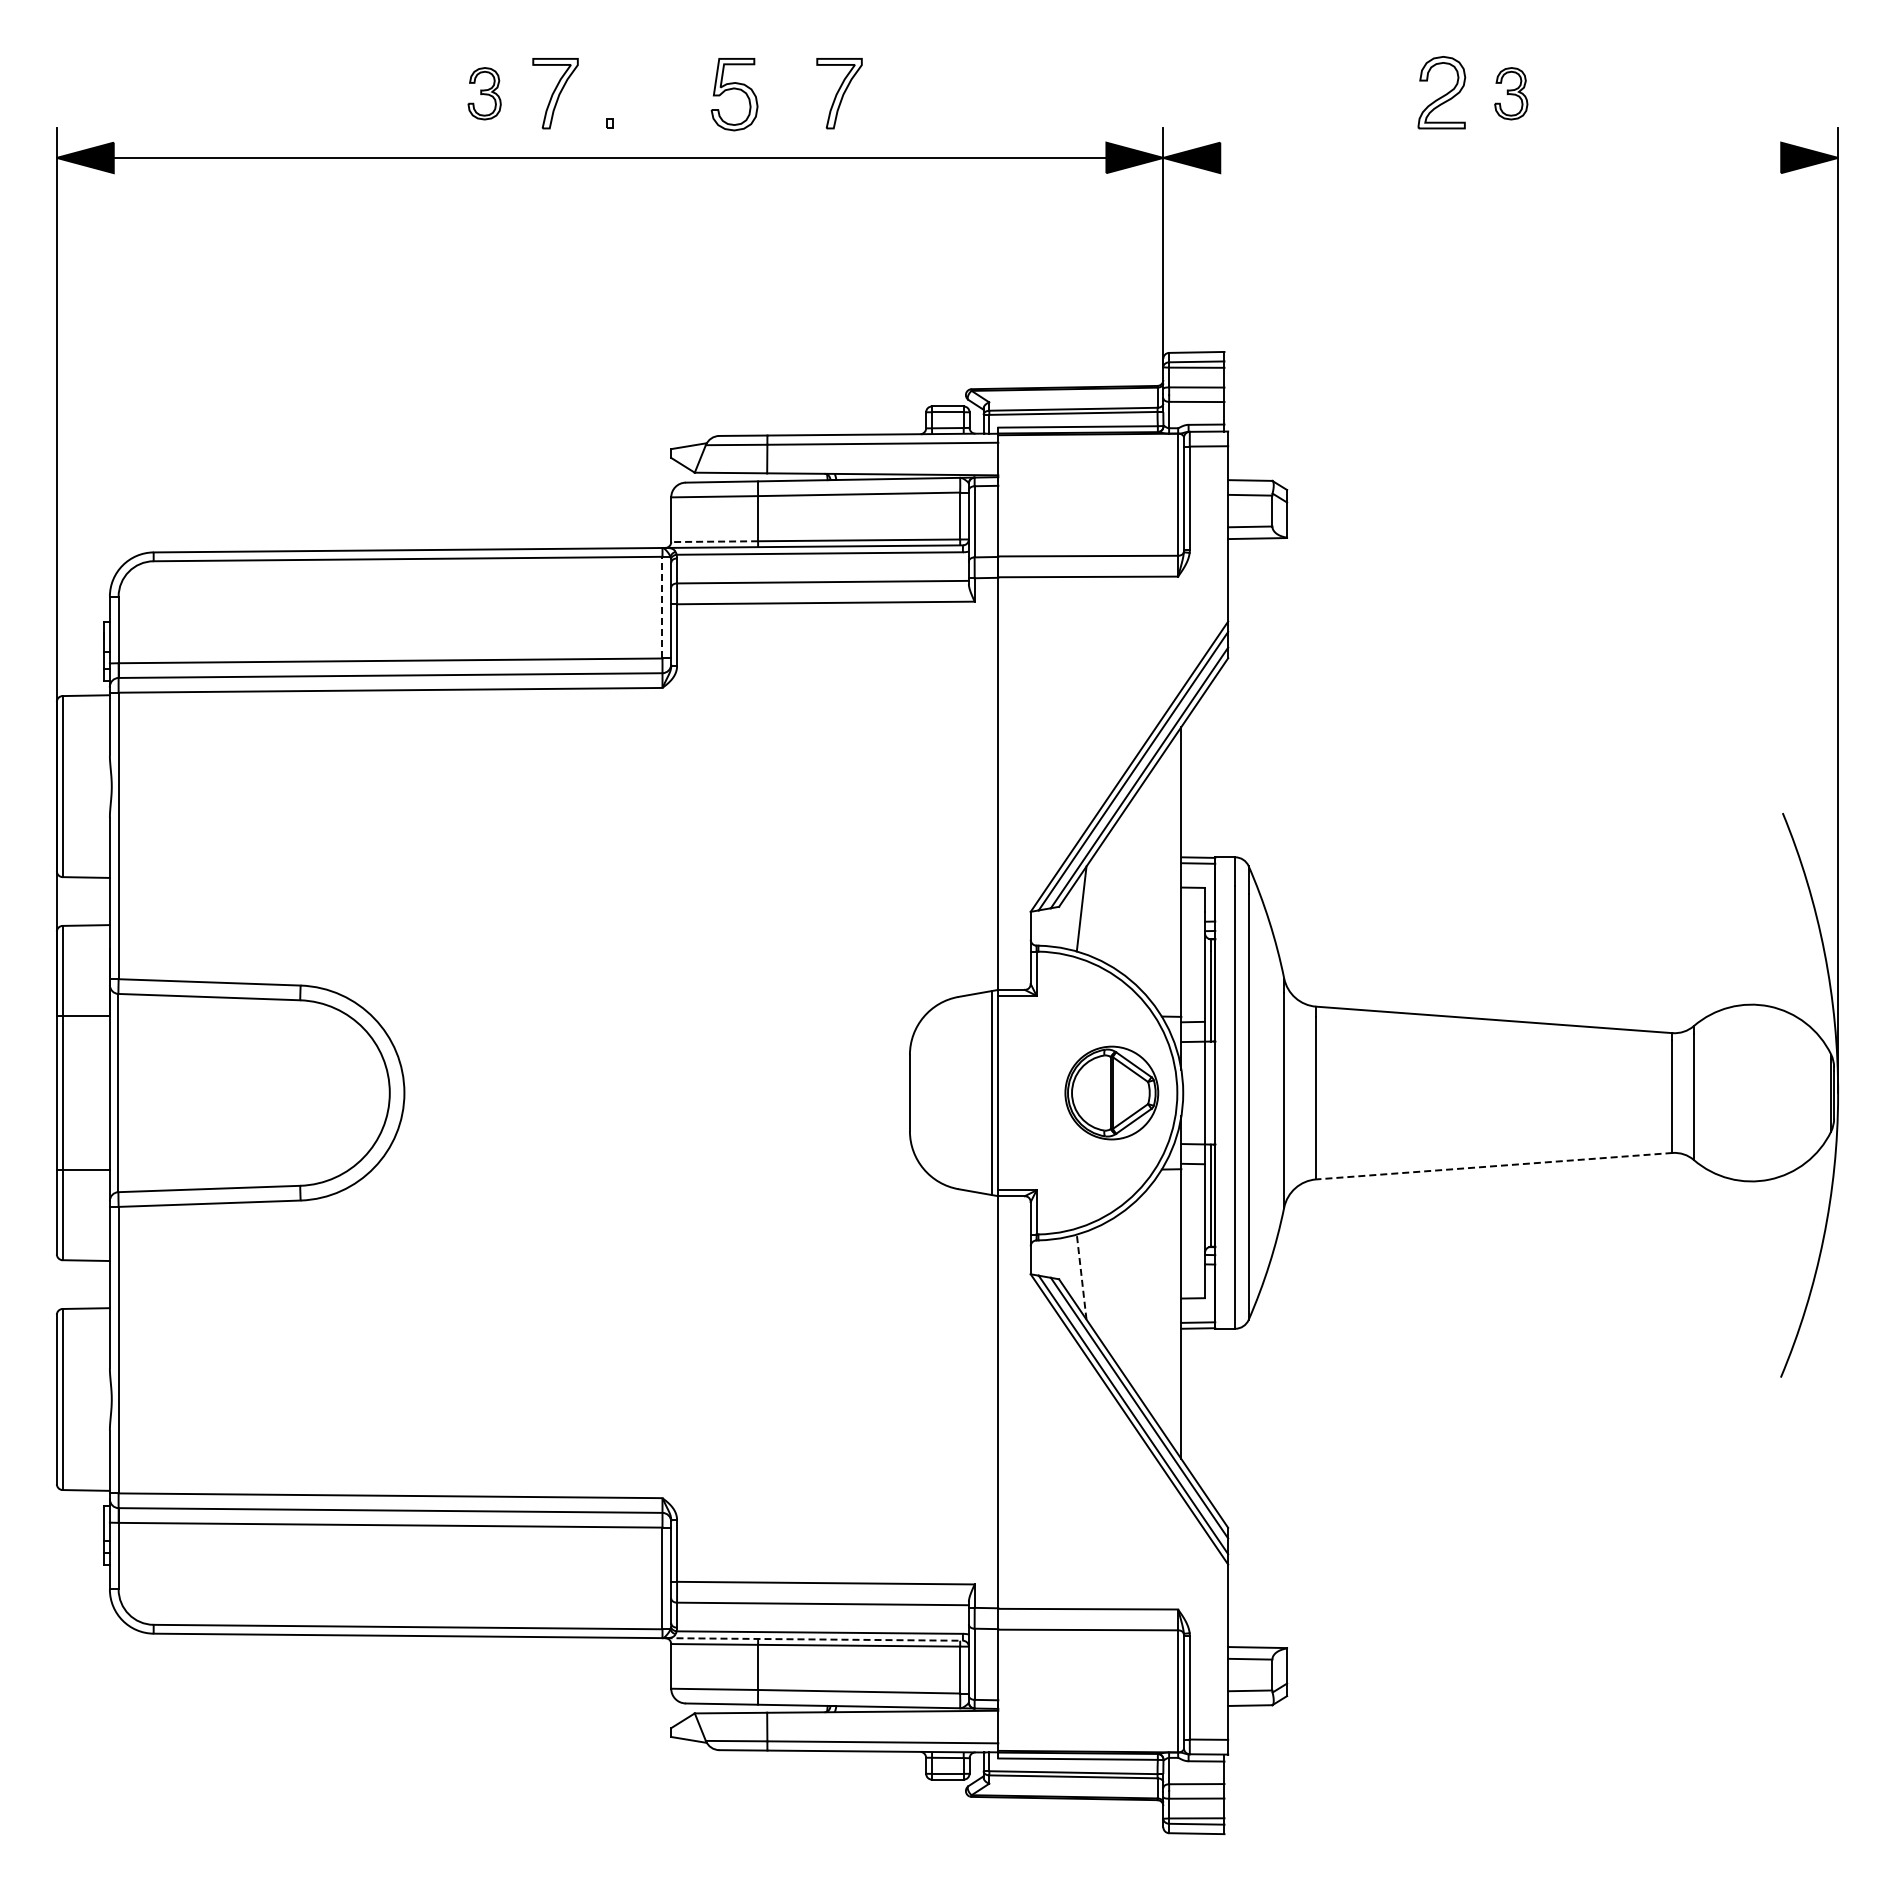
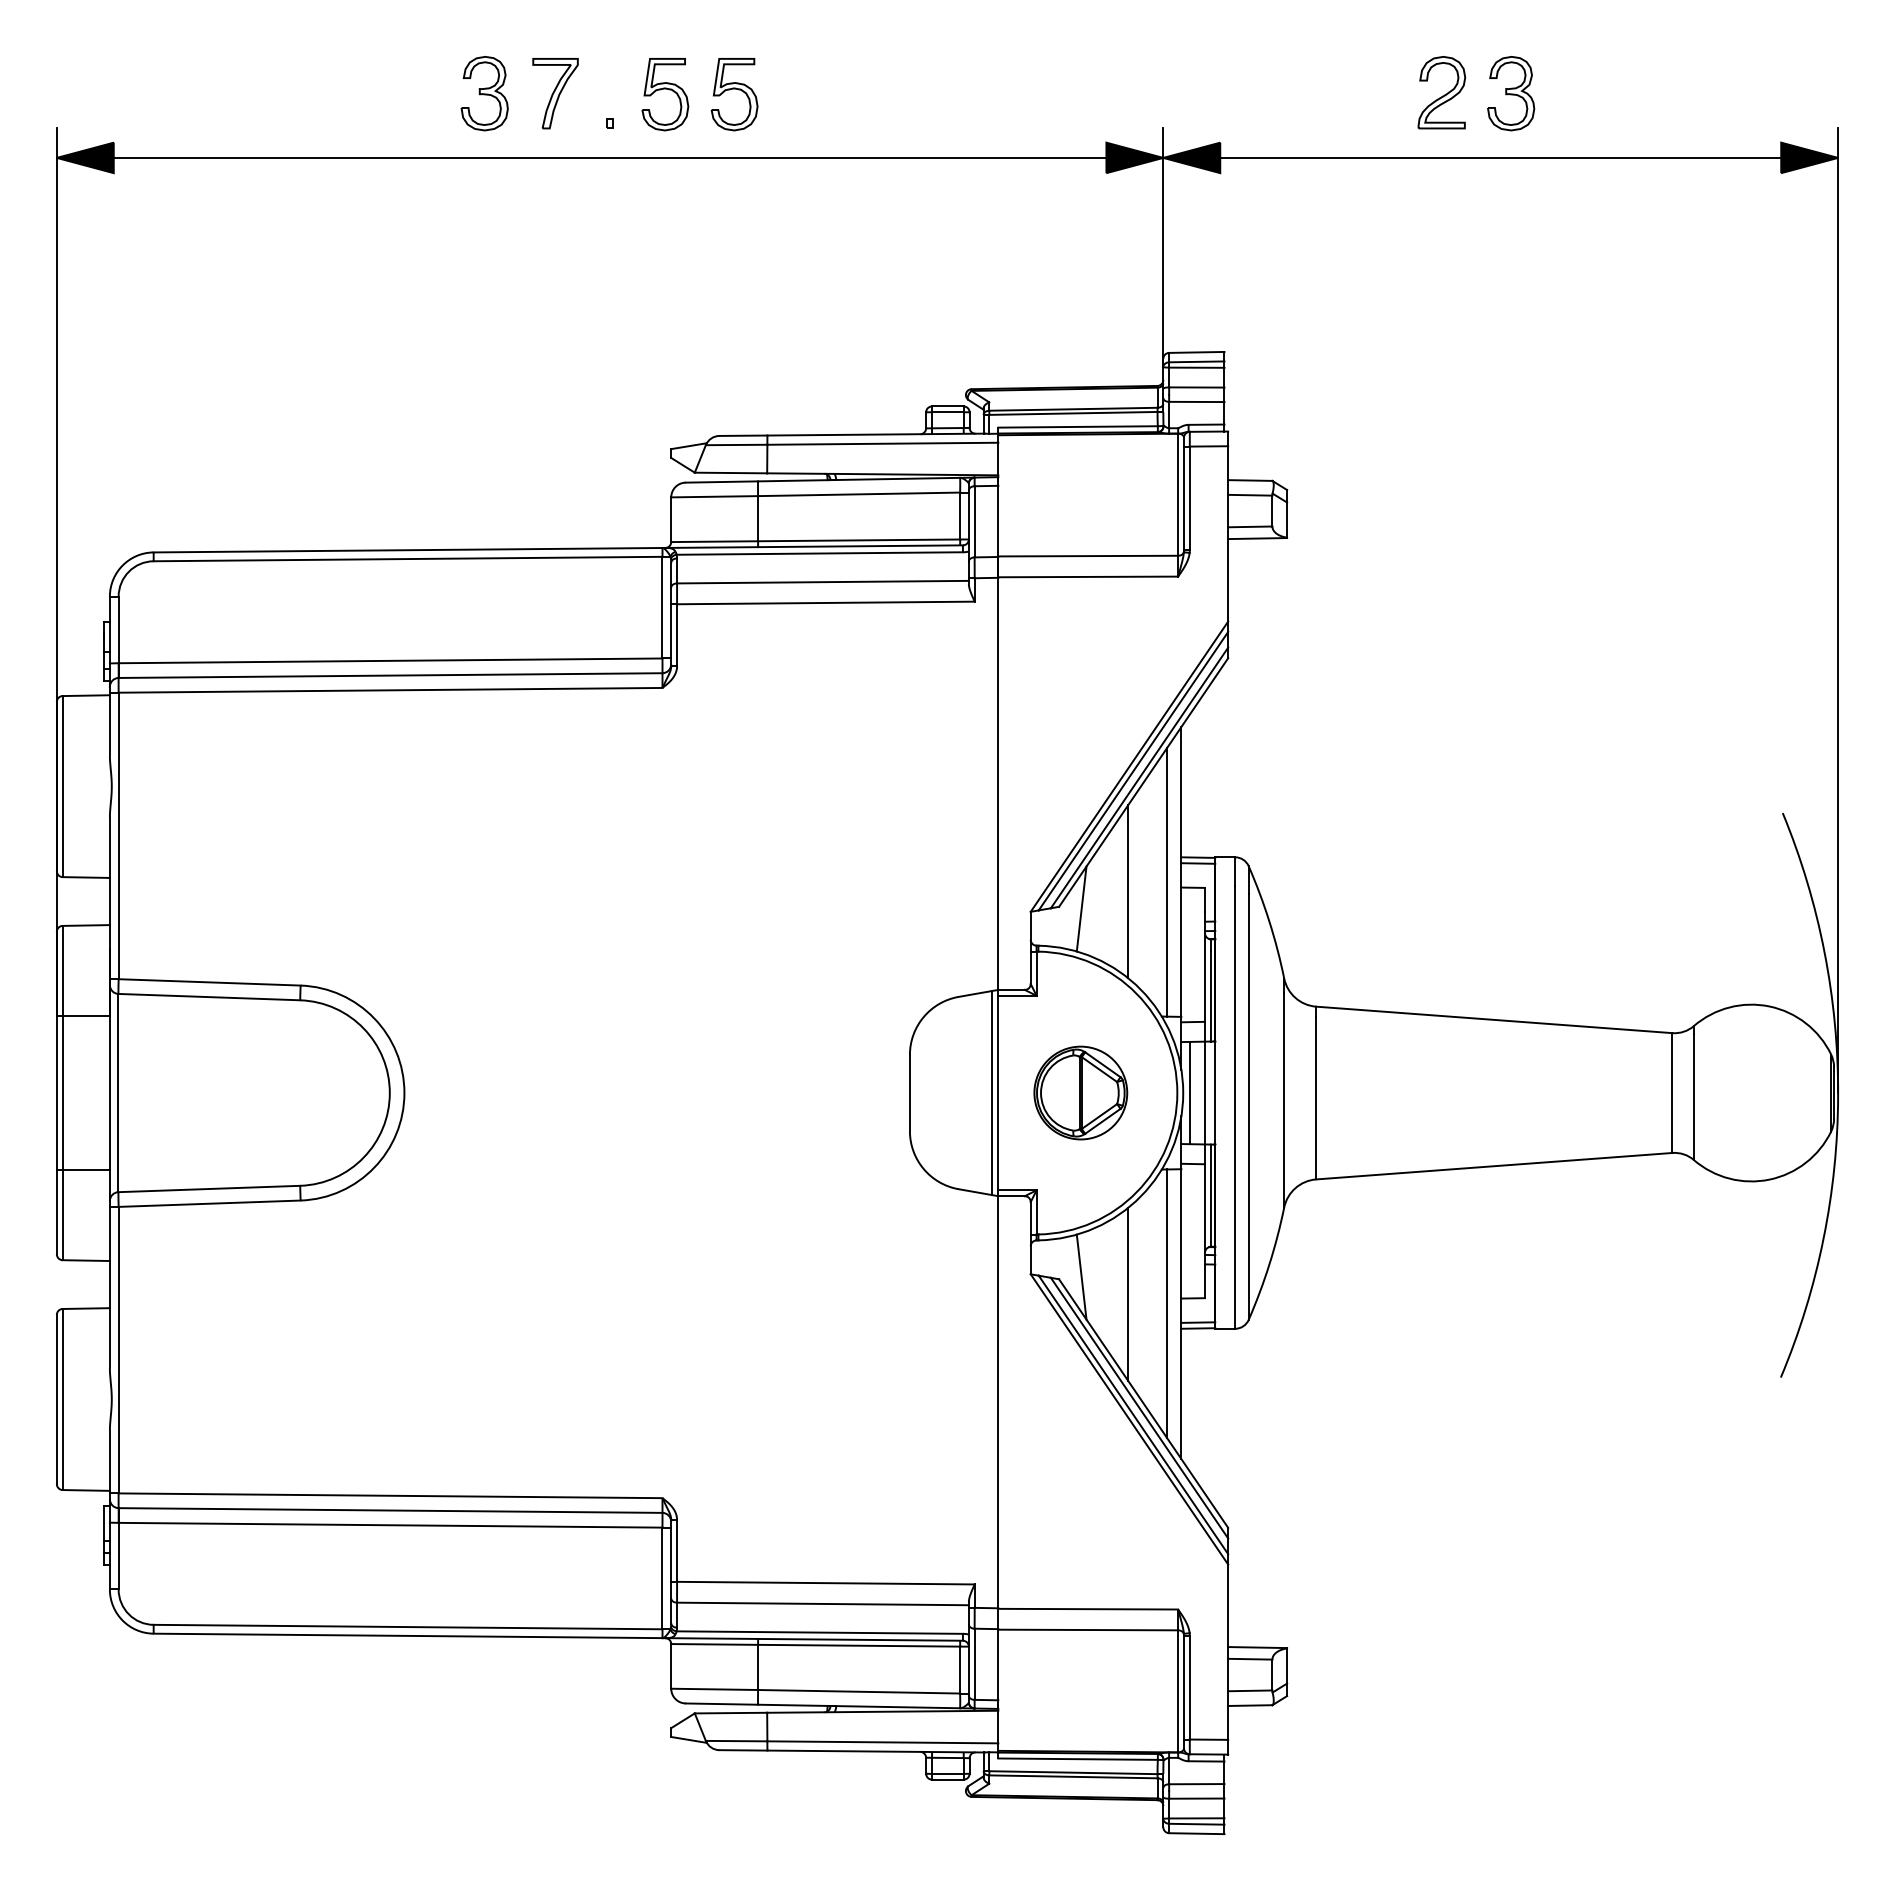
part size: 35x54 px -> 49x76 px (484, 93)
part: present -> none (839, 93)
part size: 35x54 px -> 49x76 px (1511, 93)
part: none -> present (665, 94)
line: none -> present (1500, 157)
line: dashed -> solid (714, 541)
line: dashed -> solid (662, 607)
line: none -> present (1166, 882)
line: none -> present (1128, 891)
part position: (1111, 1092) -> (1080, 1092) (1080, 1092)
line: none -> present (1190, 1092)
line: dashed -> solid (1494, 1166)
line: dashed -> solid (1081, 1277)
line: none -> present (1128, 1294)
line: none -> present (1166, 1303)
line: dashed -> solid (814, 1639)
